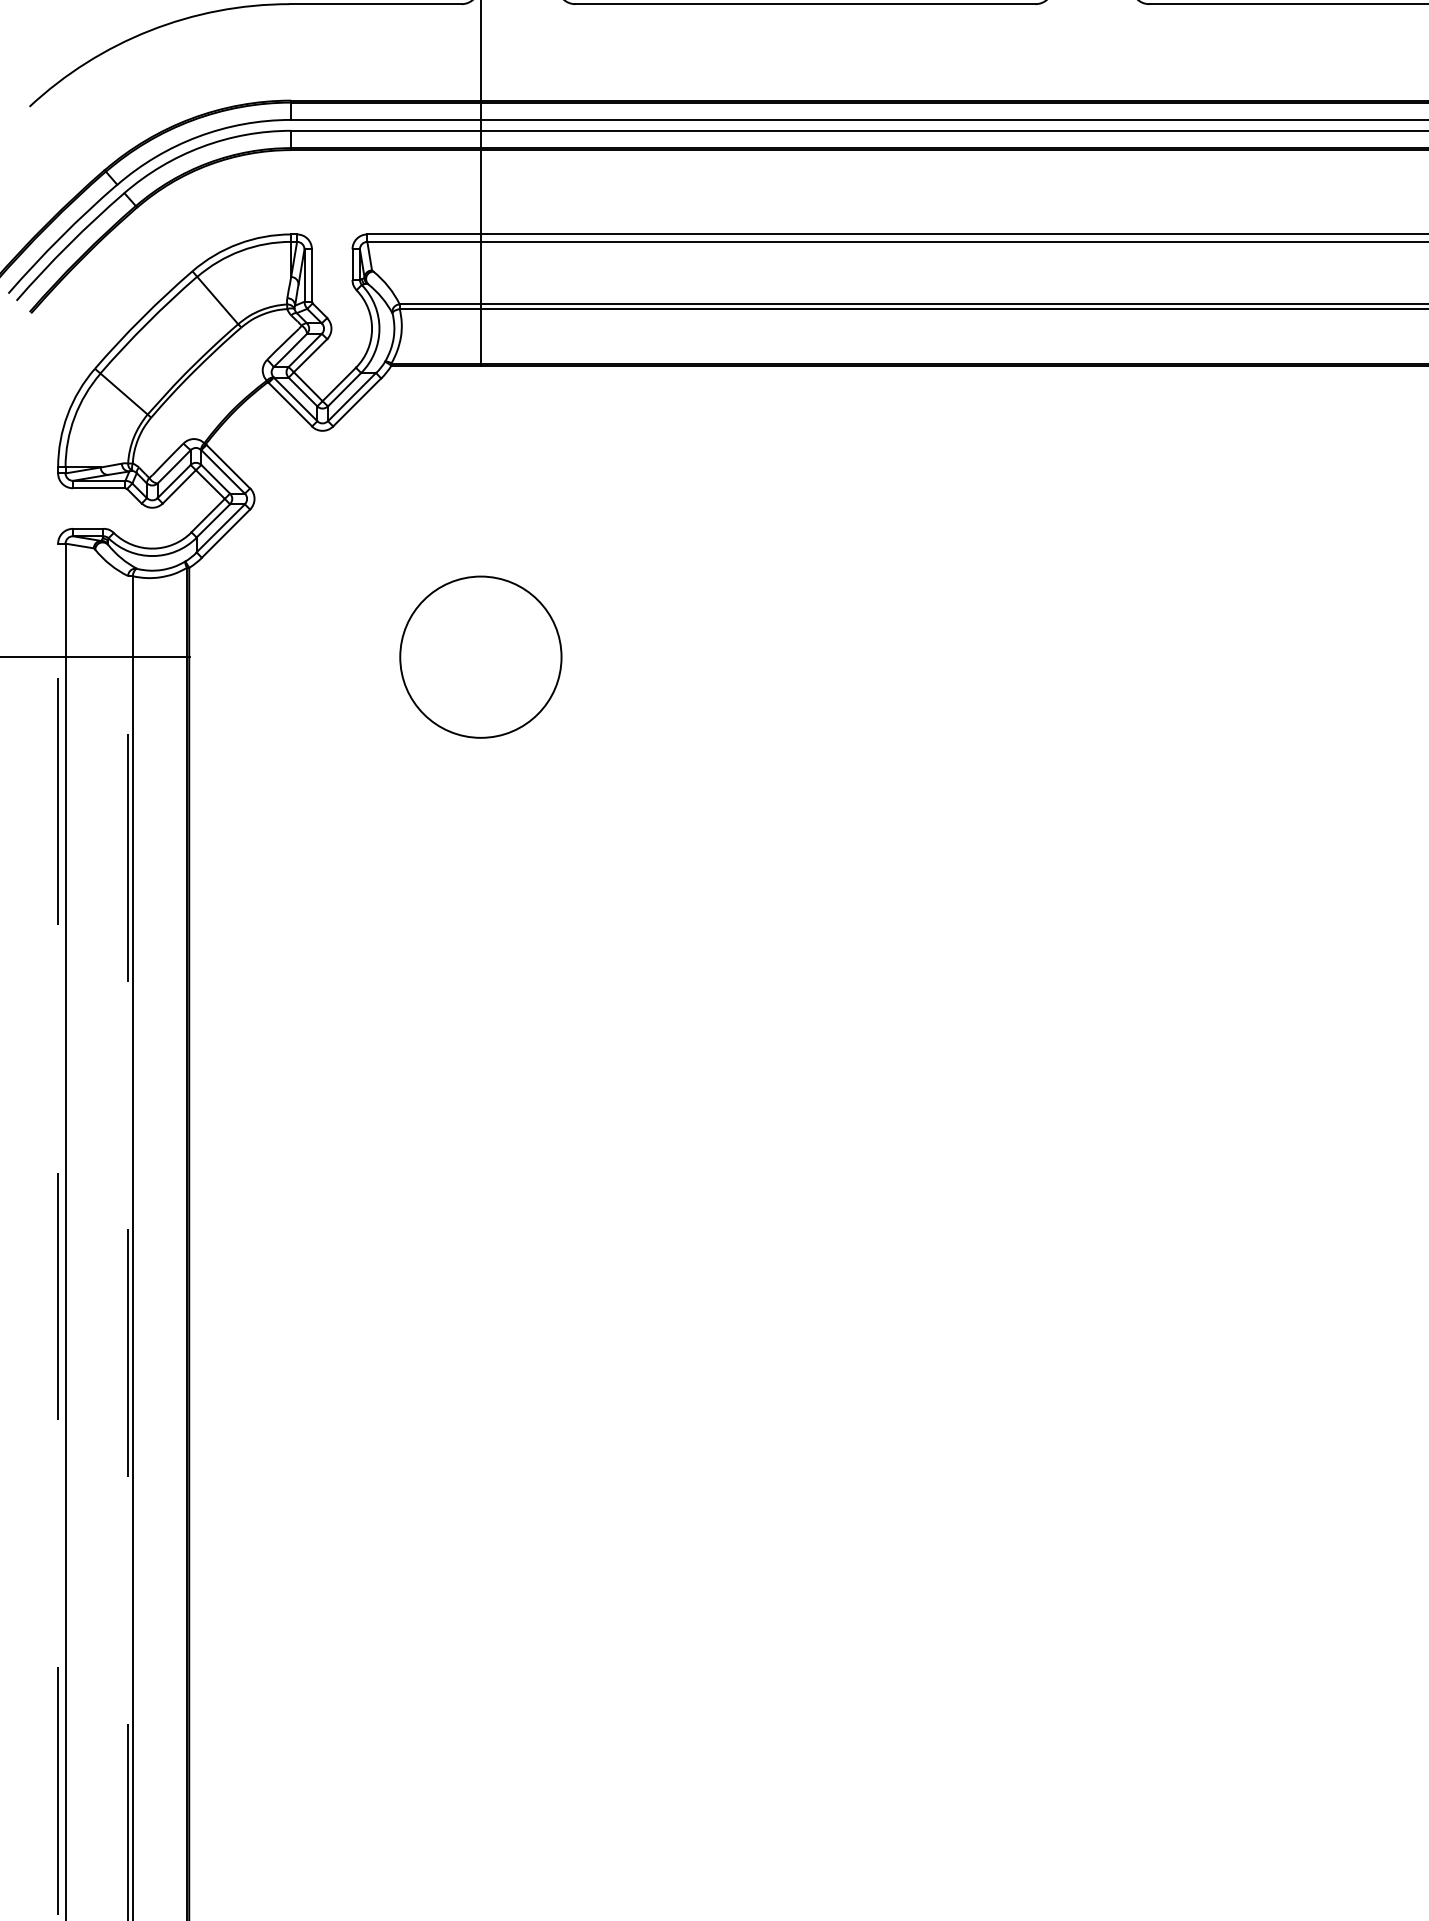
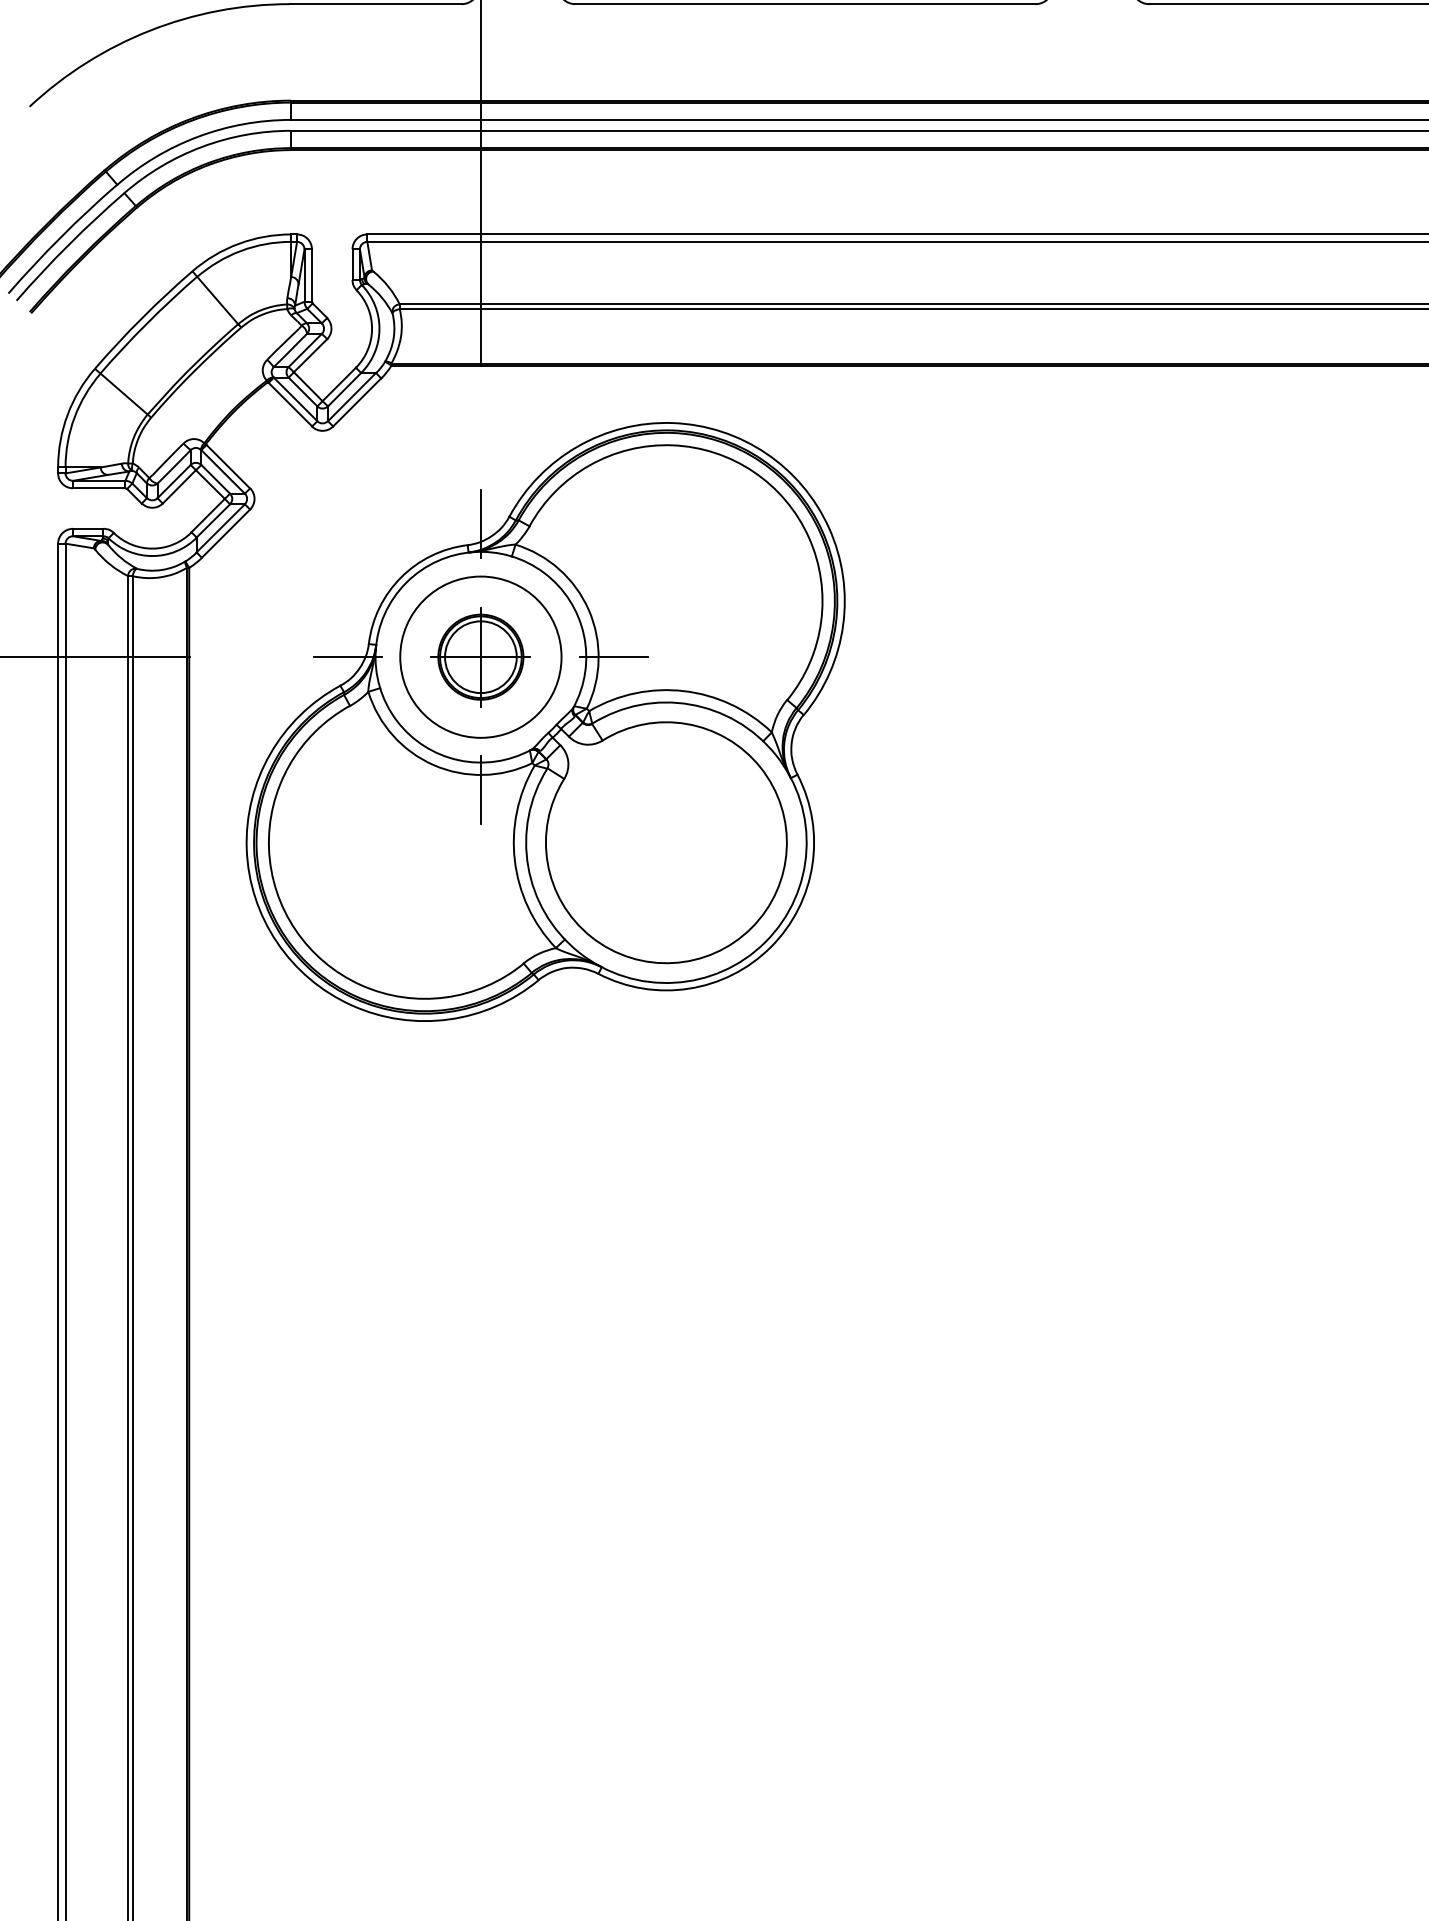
part: none -> present (545, 721)
line: dashed -> solid (58, 1231)
line: dashed -> solid (128, 1247)
